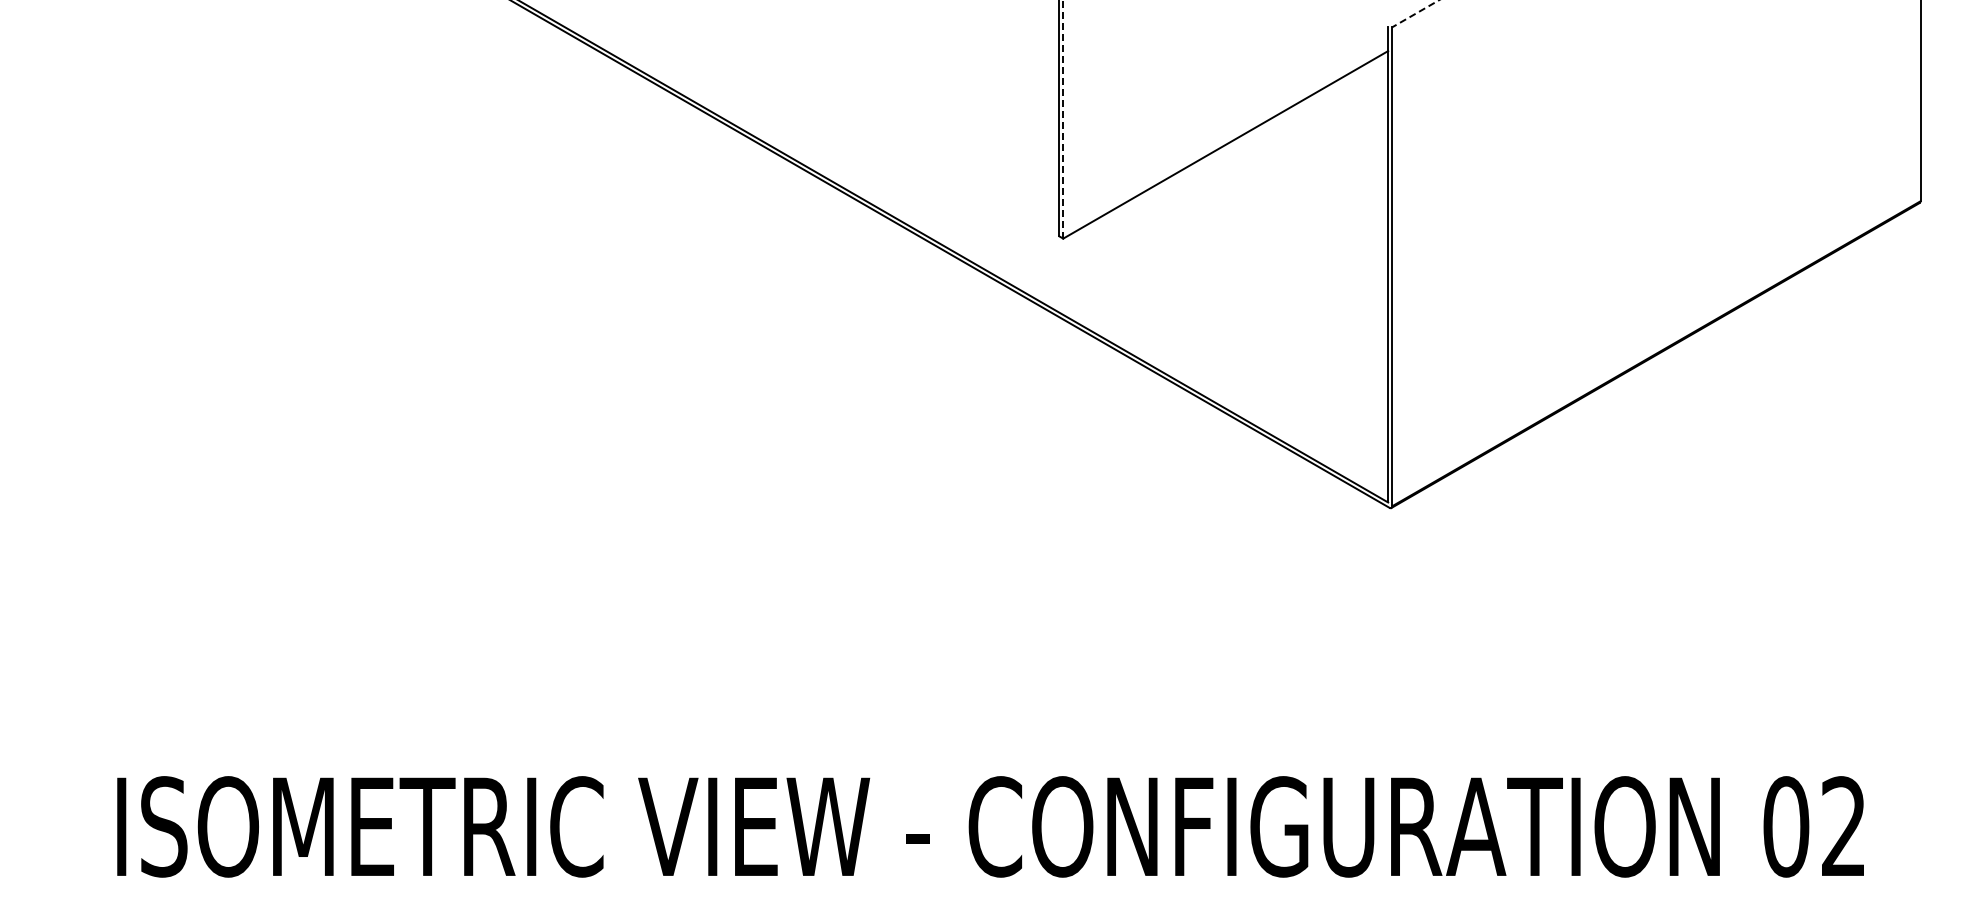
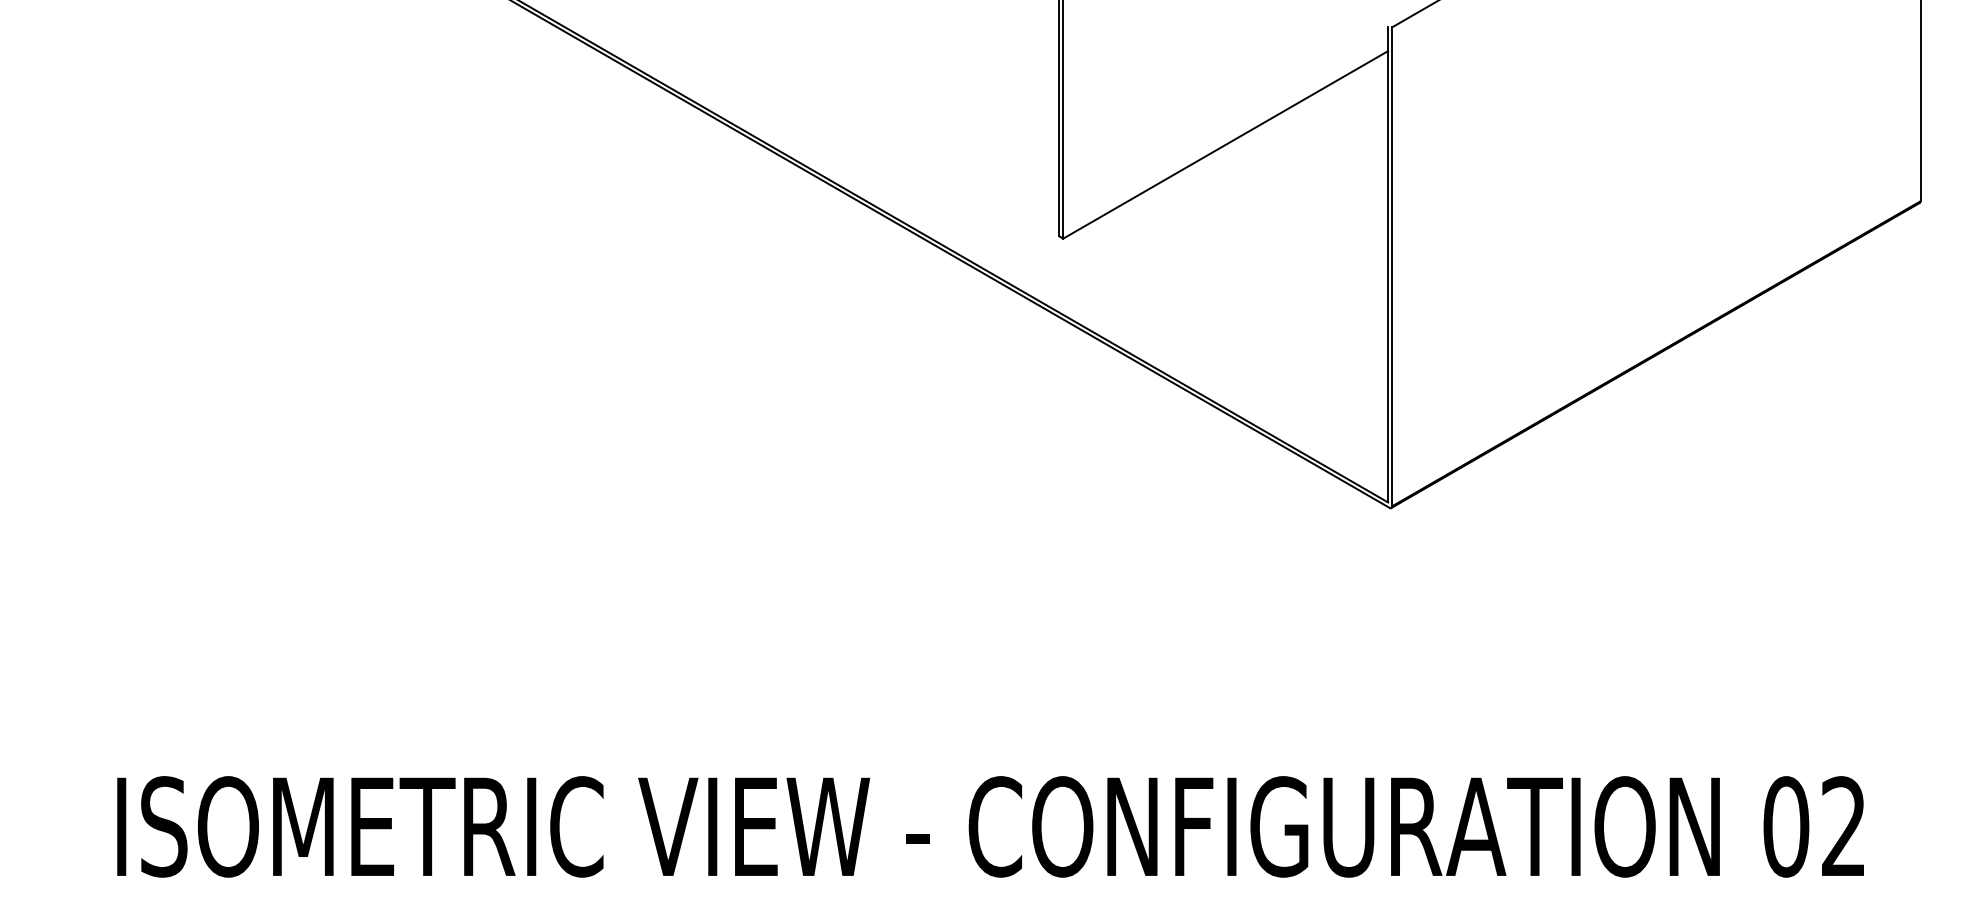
line: dashed -> solid (1415, 13)
line: dashed -> solid (1063, 119)
